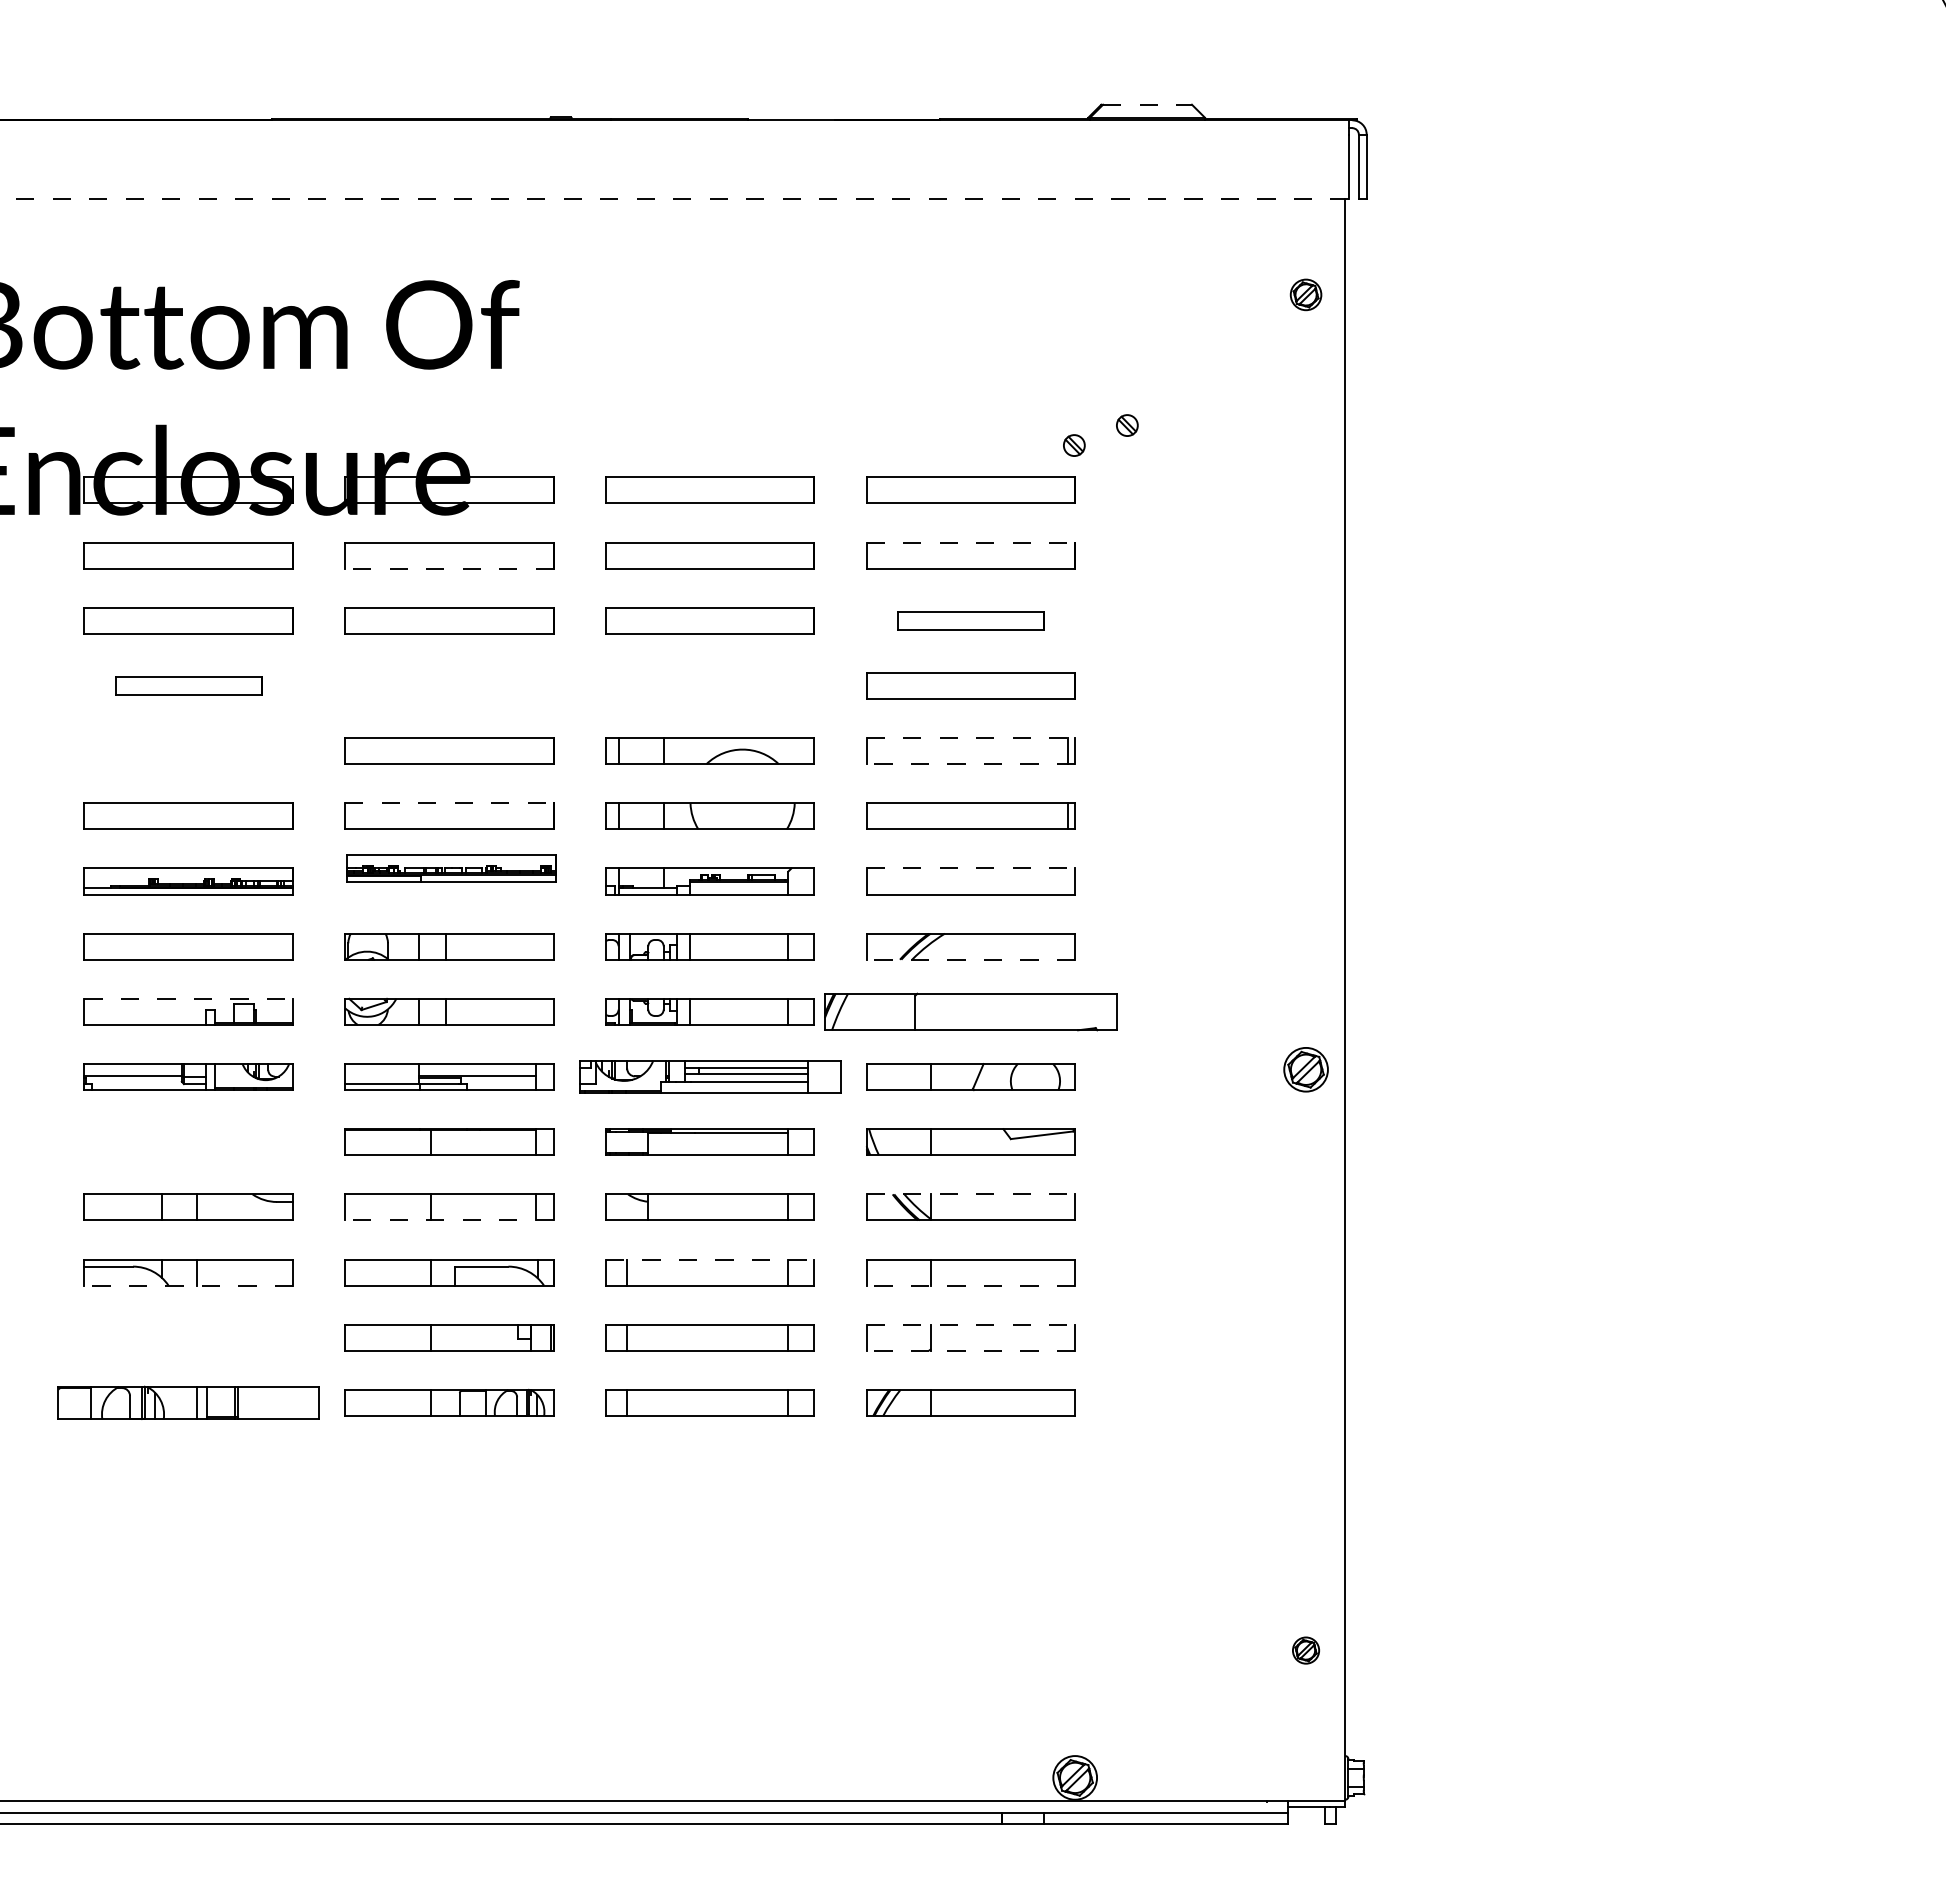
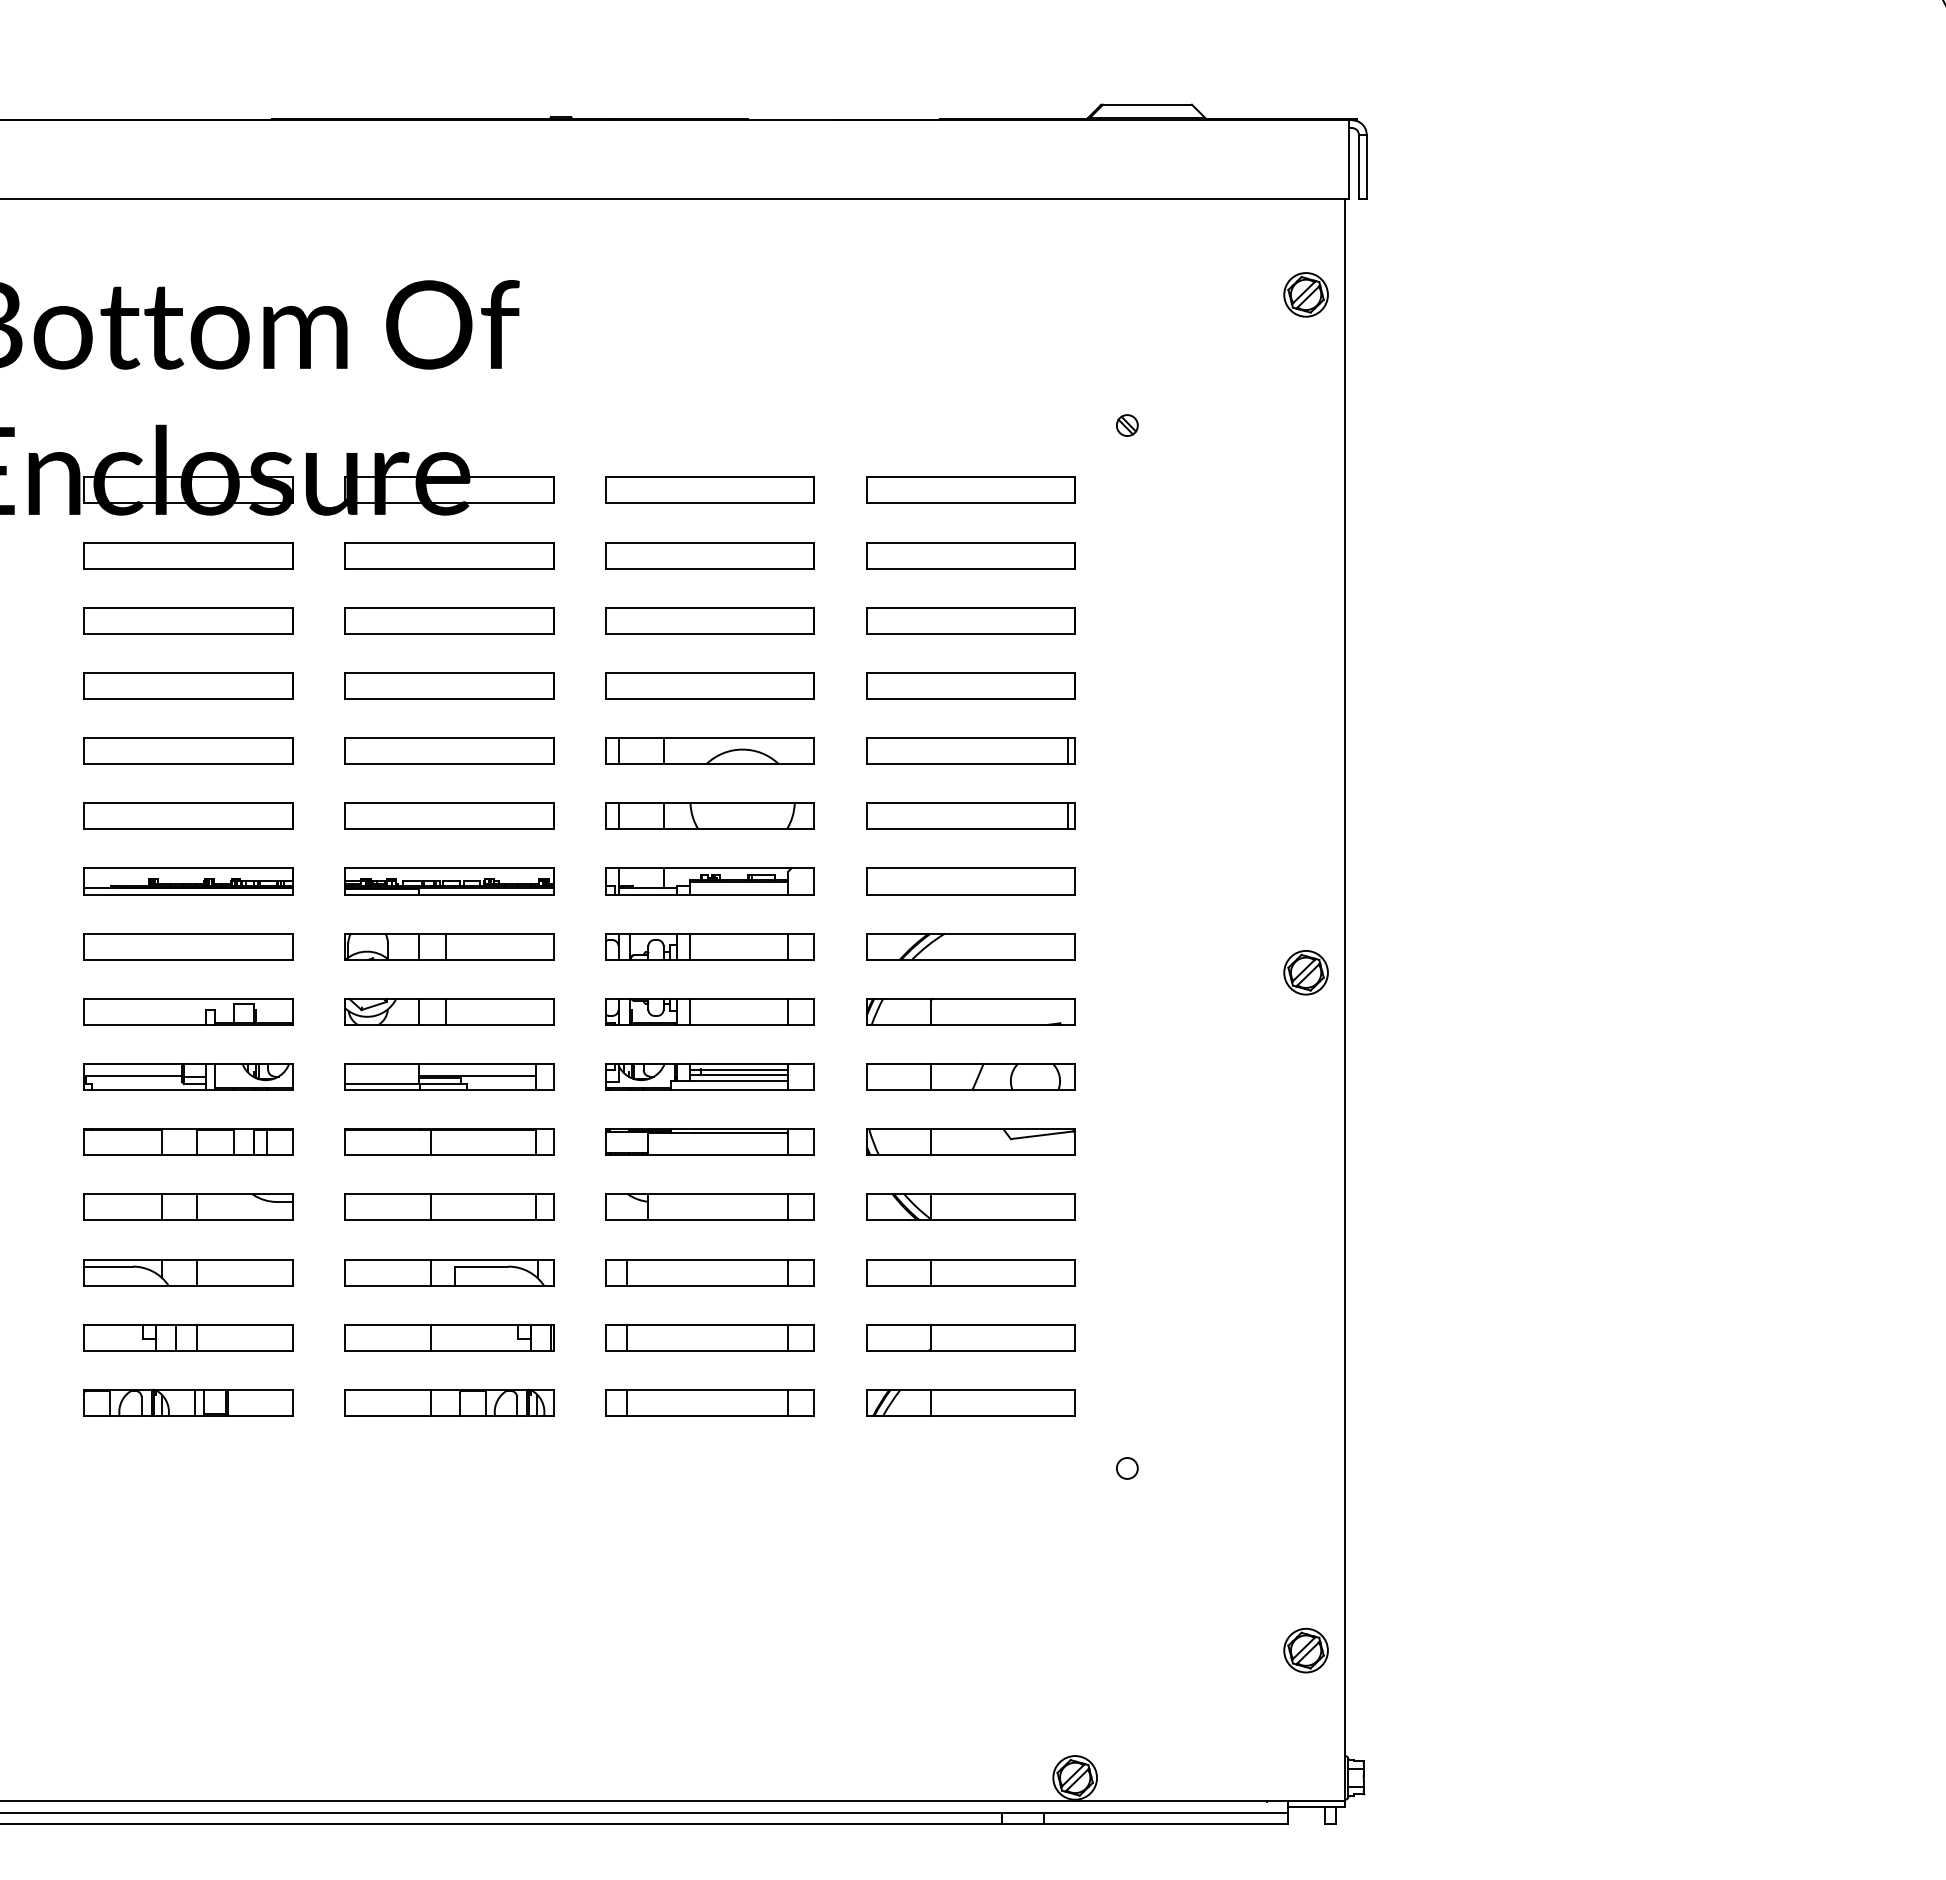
line: dashed -> solid (1148, 104)
line: dashed -> solid (674, 198)
part size: 34x34 px -> 46x46 px (1305, 294)
part: present -> none (1074, 445)
line: dashed -> solid (971, 542)
line: dashed -> solid (448, 568)
part size: 148x20 px -> 210x28 px (970, 620)
part size: 148x20 px -> 211x28 px (188, 685)
part: none -> present (449, 685)
part: none -> present (709, 685)
line: dashed -> solid (971, 738)
part: none -> present (188, 750)
line: dashed -> solid (970, 764)
line: dashed -> solid (449, 803)
part position: (451, 868) -> (449, 881) (449, 881)
line: dashed -> solid (971, 868)
line: dashed -> solid (970, 959)
line: dashed -> solid (189, 998)
part size: 294x40 px -> 210x29 px (970, 1011)
part position: (1305, 1069) -> (1305, 972) (1305, 972)
part size: 263x34 px -> 210x28 px (709, 1076)
part: none -> present (188, 1141)
line: dashed -> solid (971, 1194)
line: dashed -> solid (448, 1220)
line: dashed -> solid (710, 1259)
line: dashed -> solid (188, 1285)
line: dashed -> solid (970, 1285)
line: dashed -> solid (971, 1324)
part: none -> present (188, 1337)
line: dashed -> solid (970, 1350)
part size: 263x35 px -> 211x29 px (188, 1402)
circle: none -> present (1127, 1468)
part size: 29x29 px -> 46x47 px (1305, 1650)
